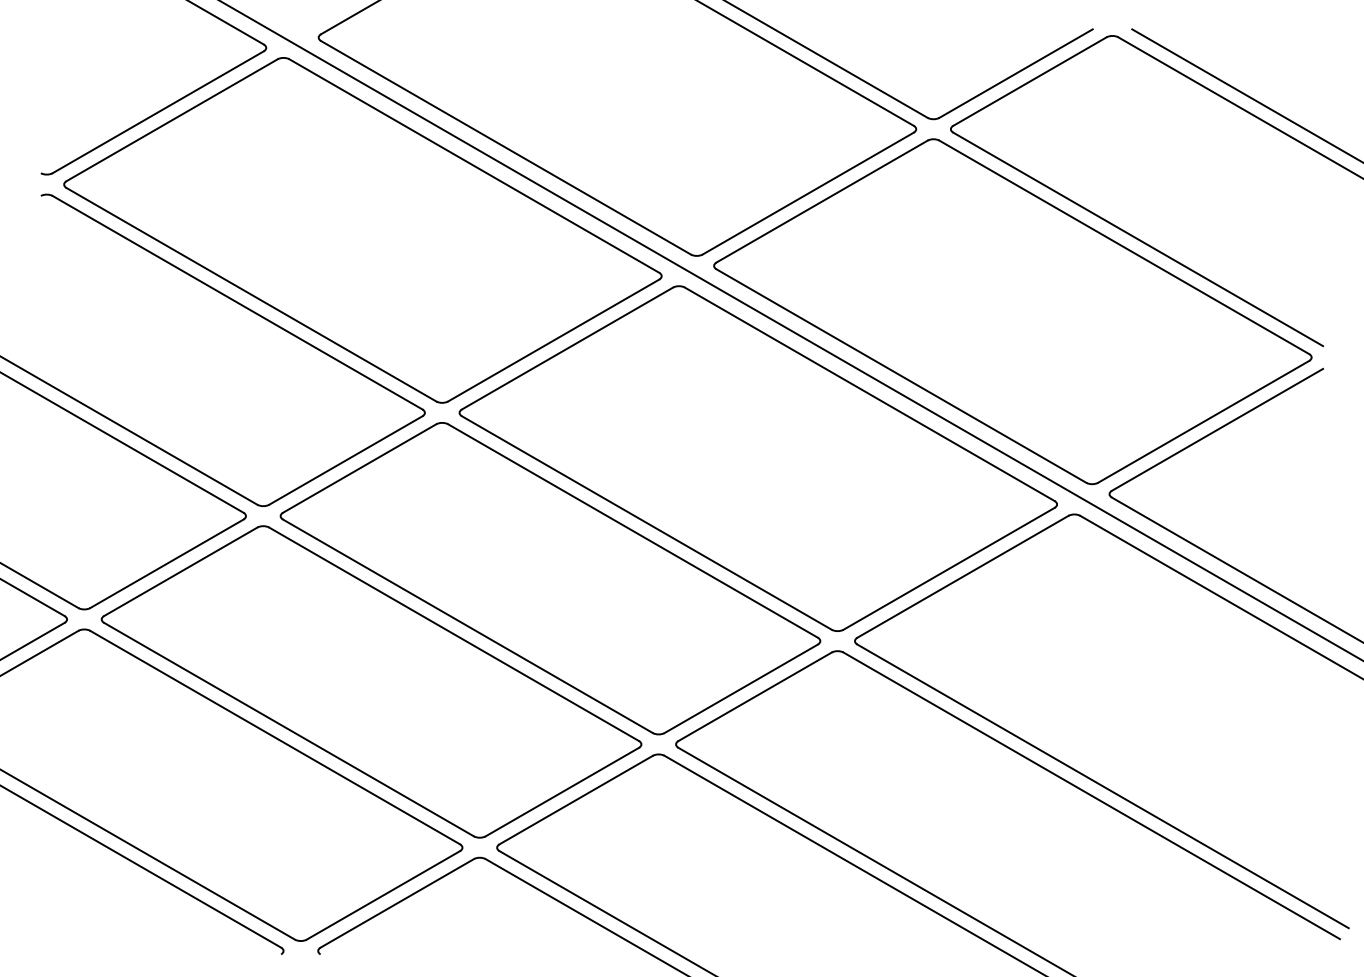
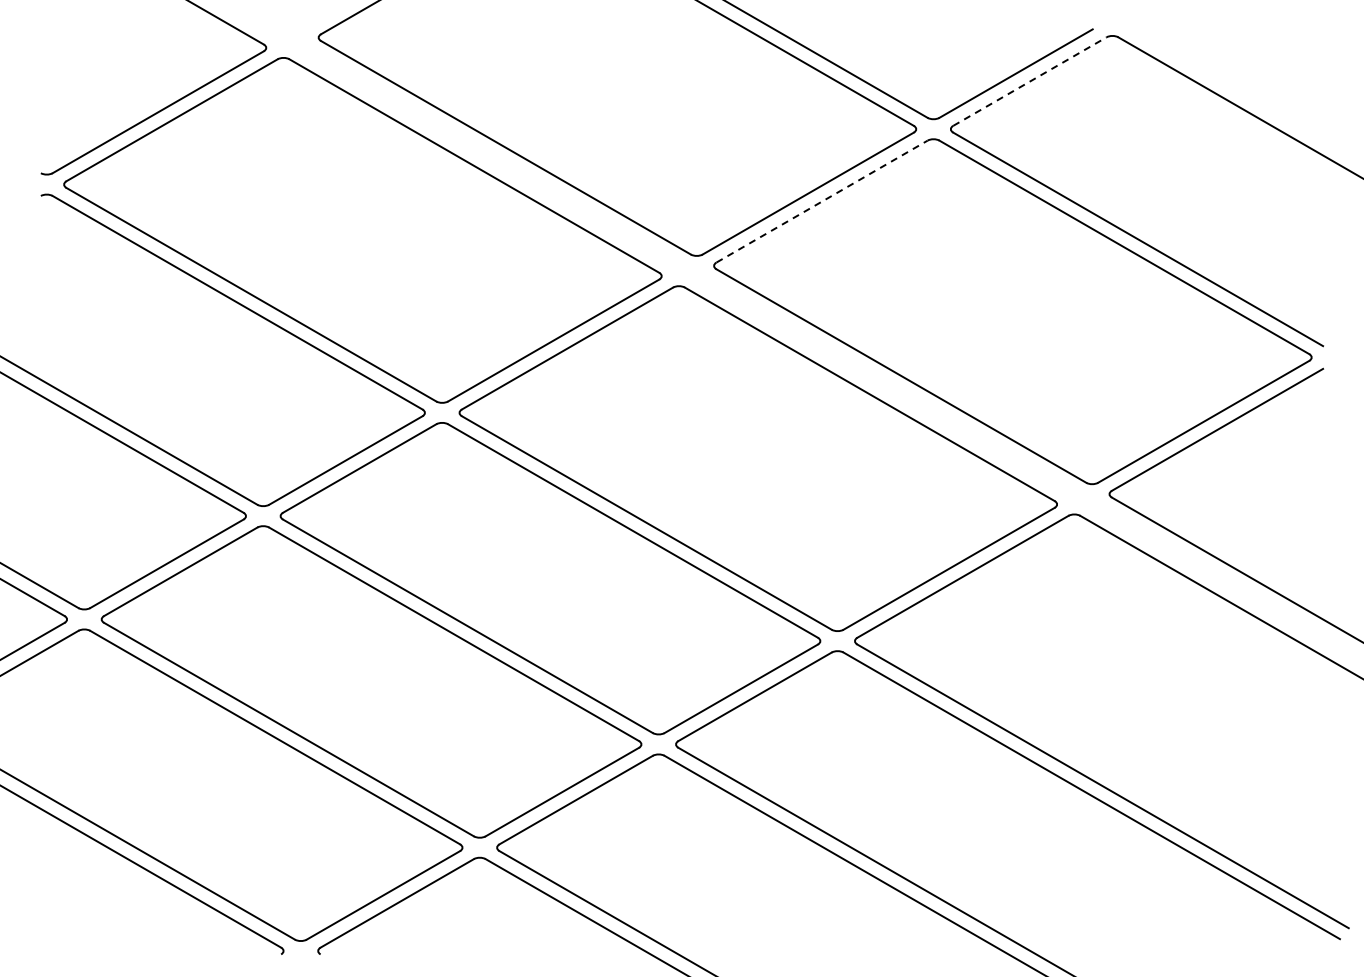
line: solid -> dashed (1030, 81)
line: present -> none (1246, 95)
line: solid -> dashed (822, 201)
line: present -> none (790, 330)
